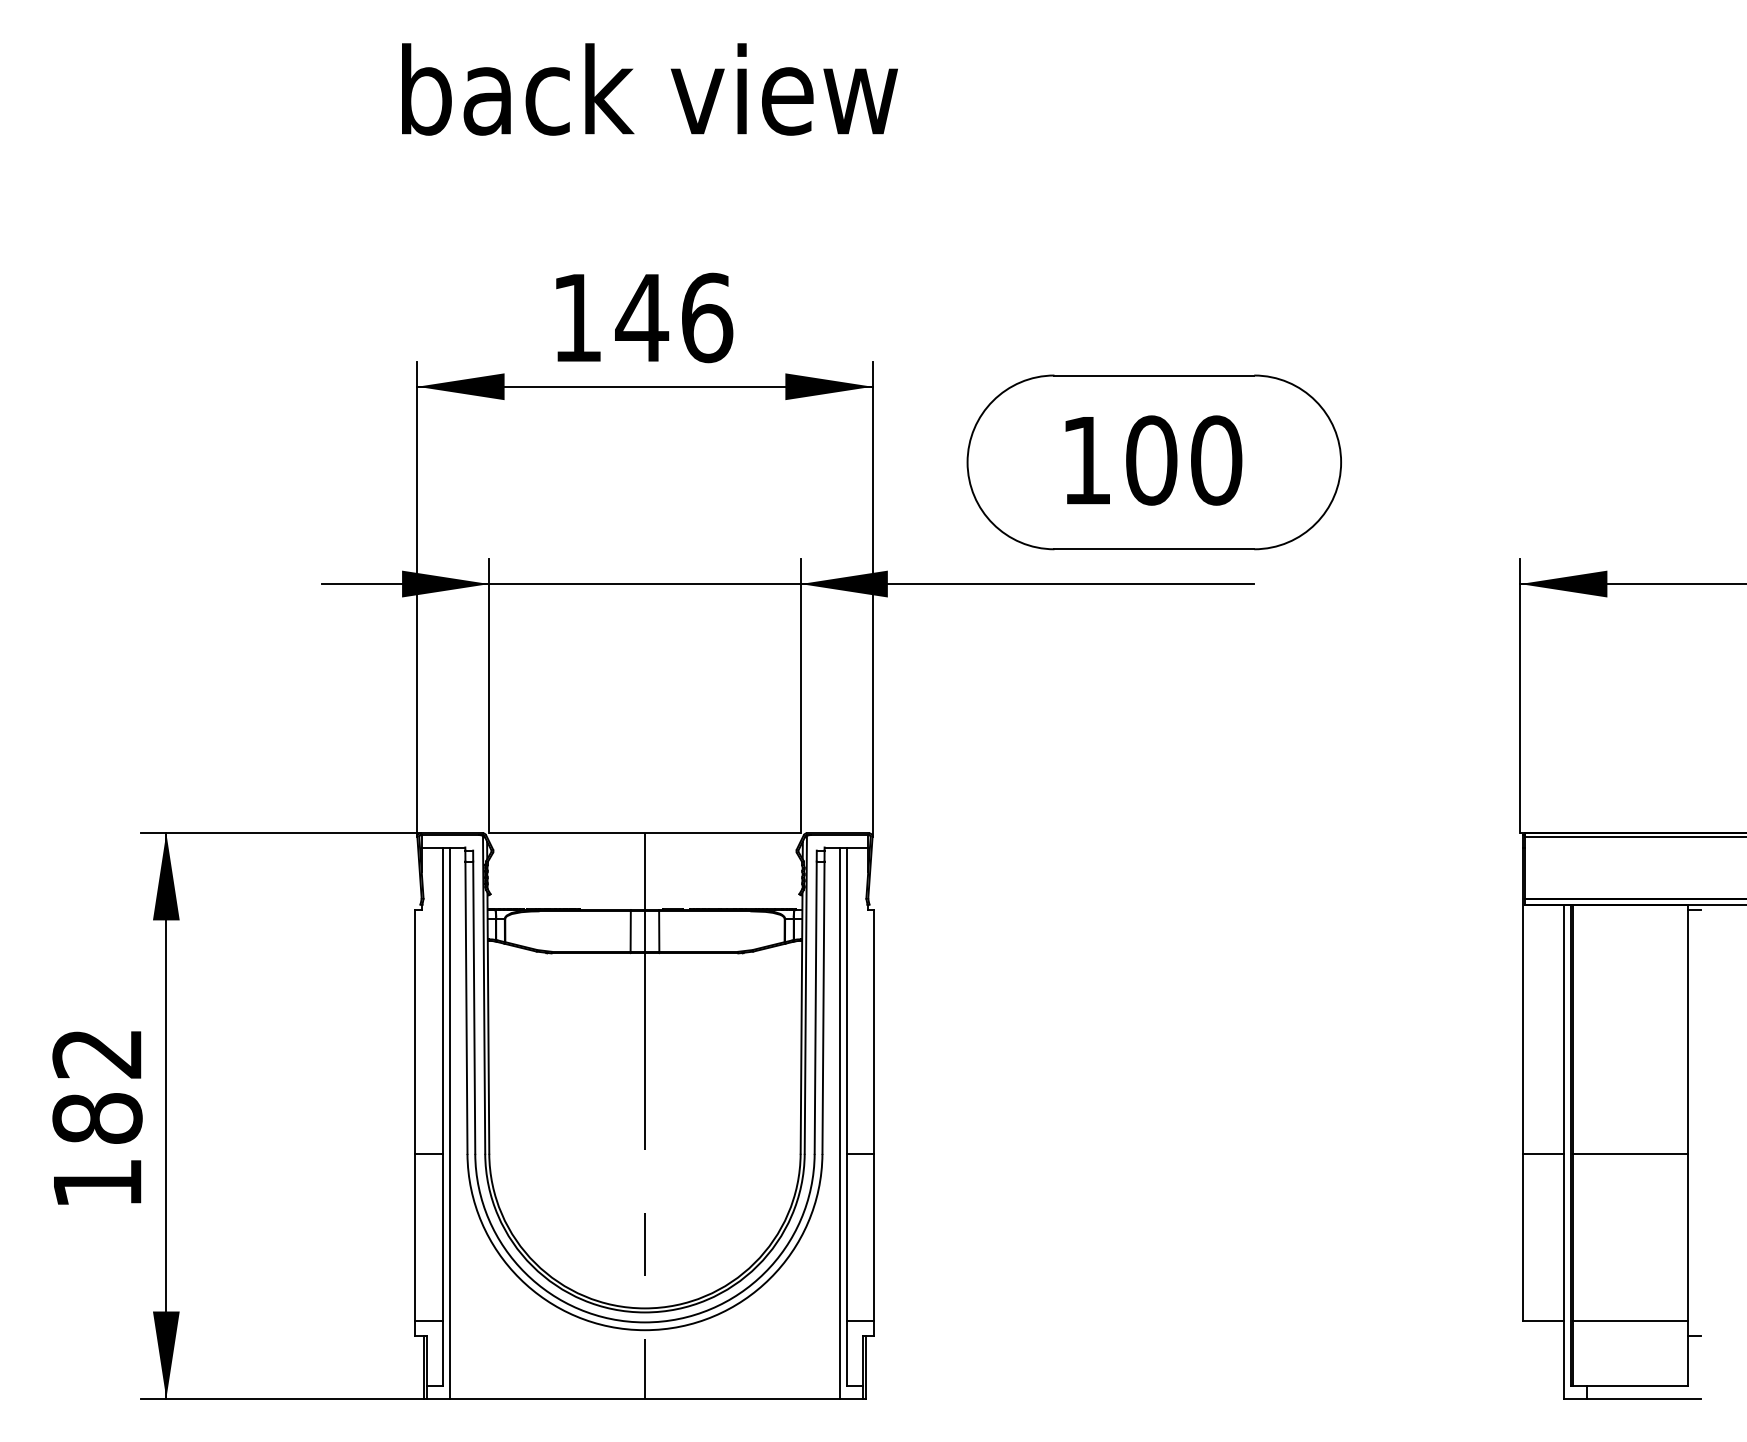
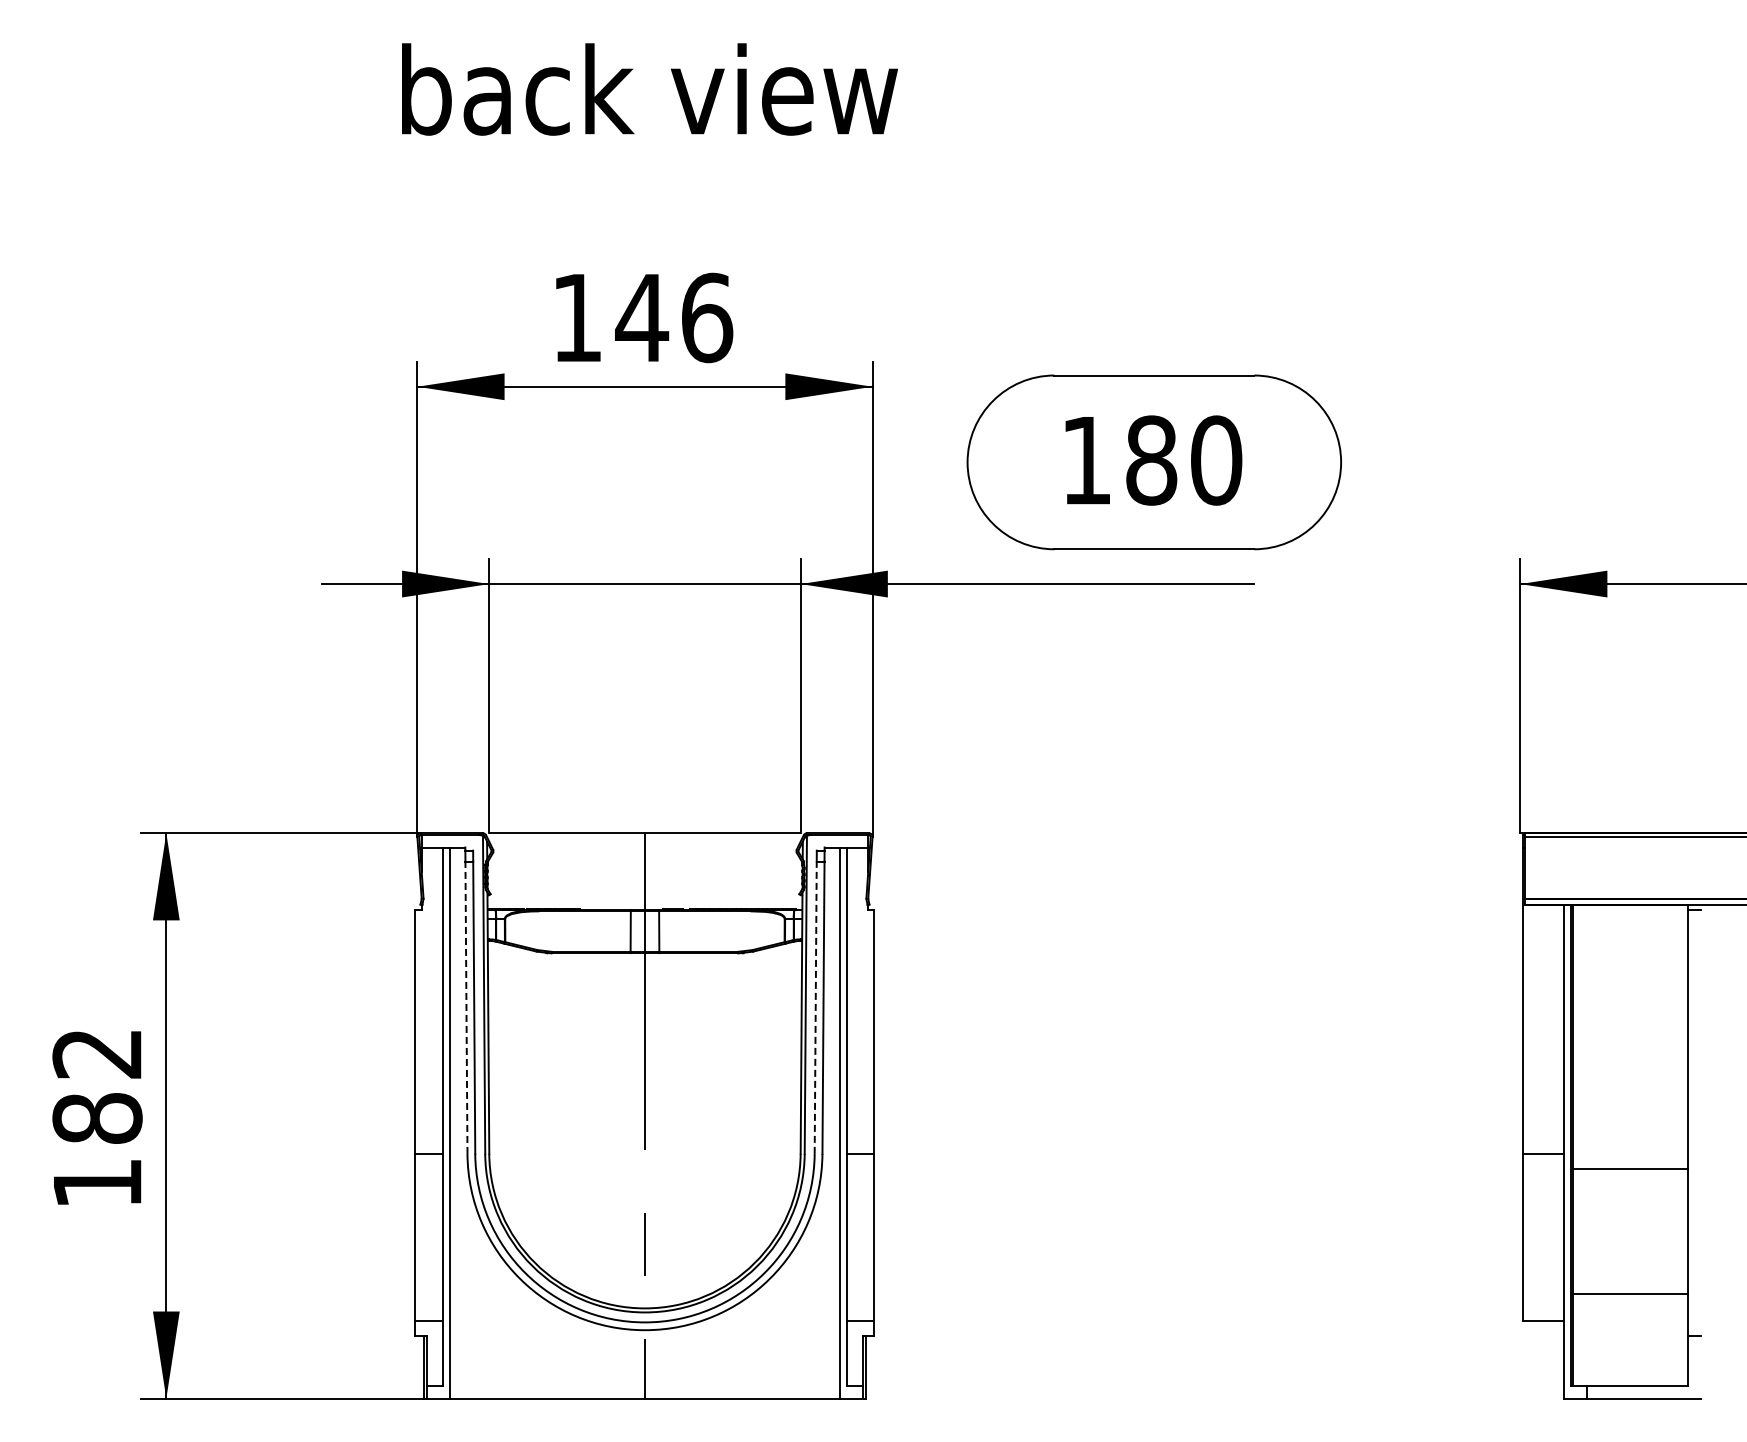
text: 100 -> 180 (1151, 460)
line: solid -> dashed (466, 1007)
line: solid -> dashed (815, 1007)
line position: (1630, 1153) -> (1630, 1168) (1630, 1168)
line position: (1630, 1320) -> (1630, 1293) (1630, 1293)
